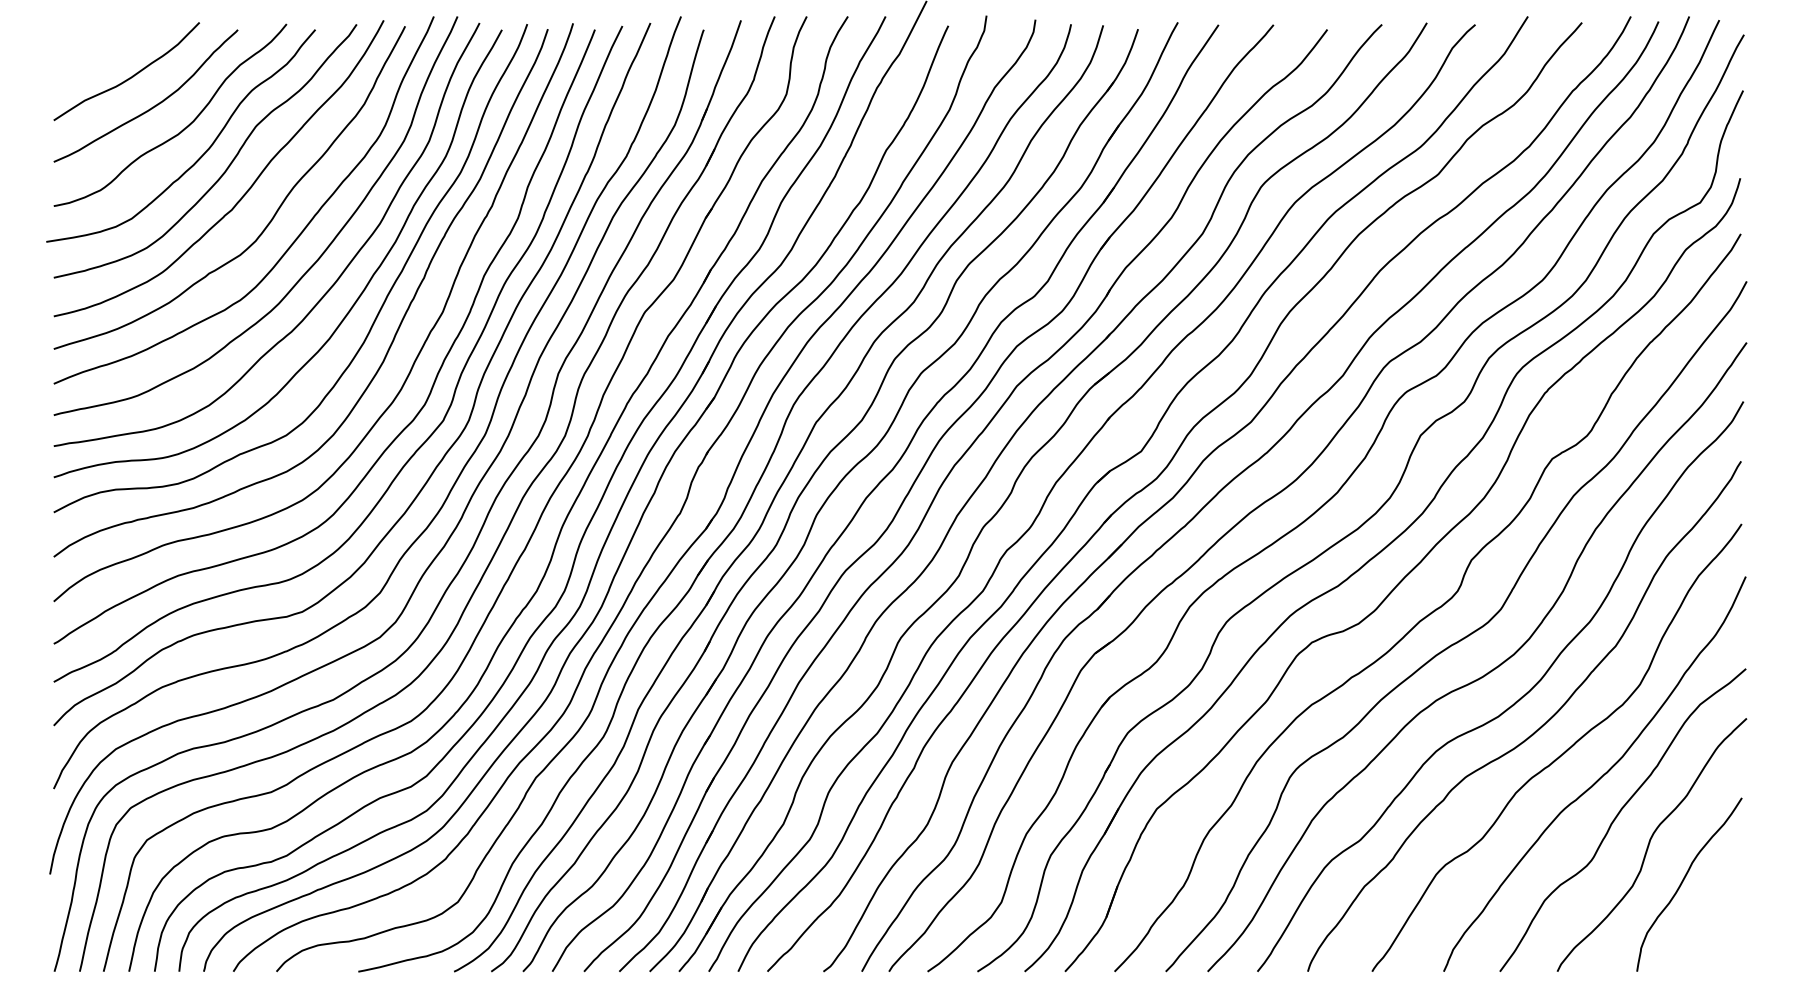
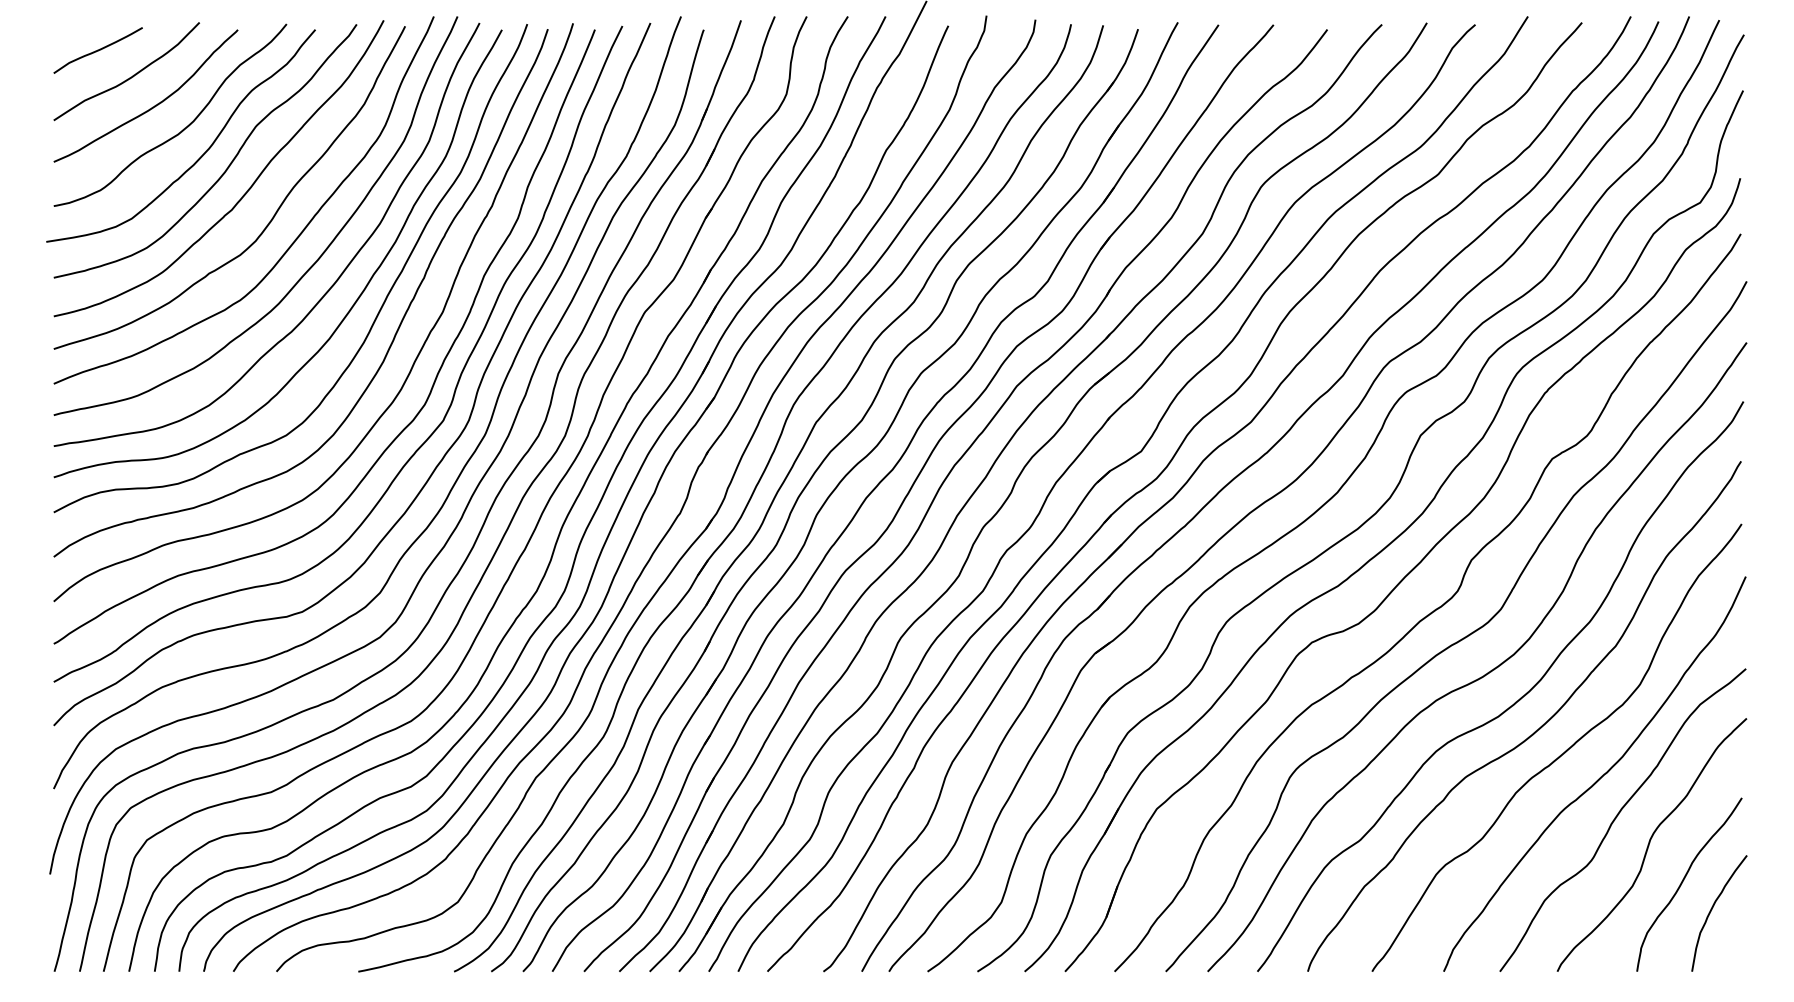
curve: none -> present (97, 50)
curve: none -> present (1712, 909)
